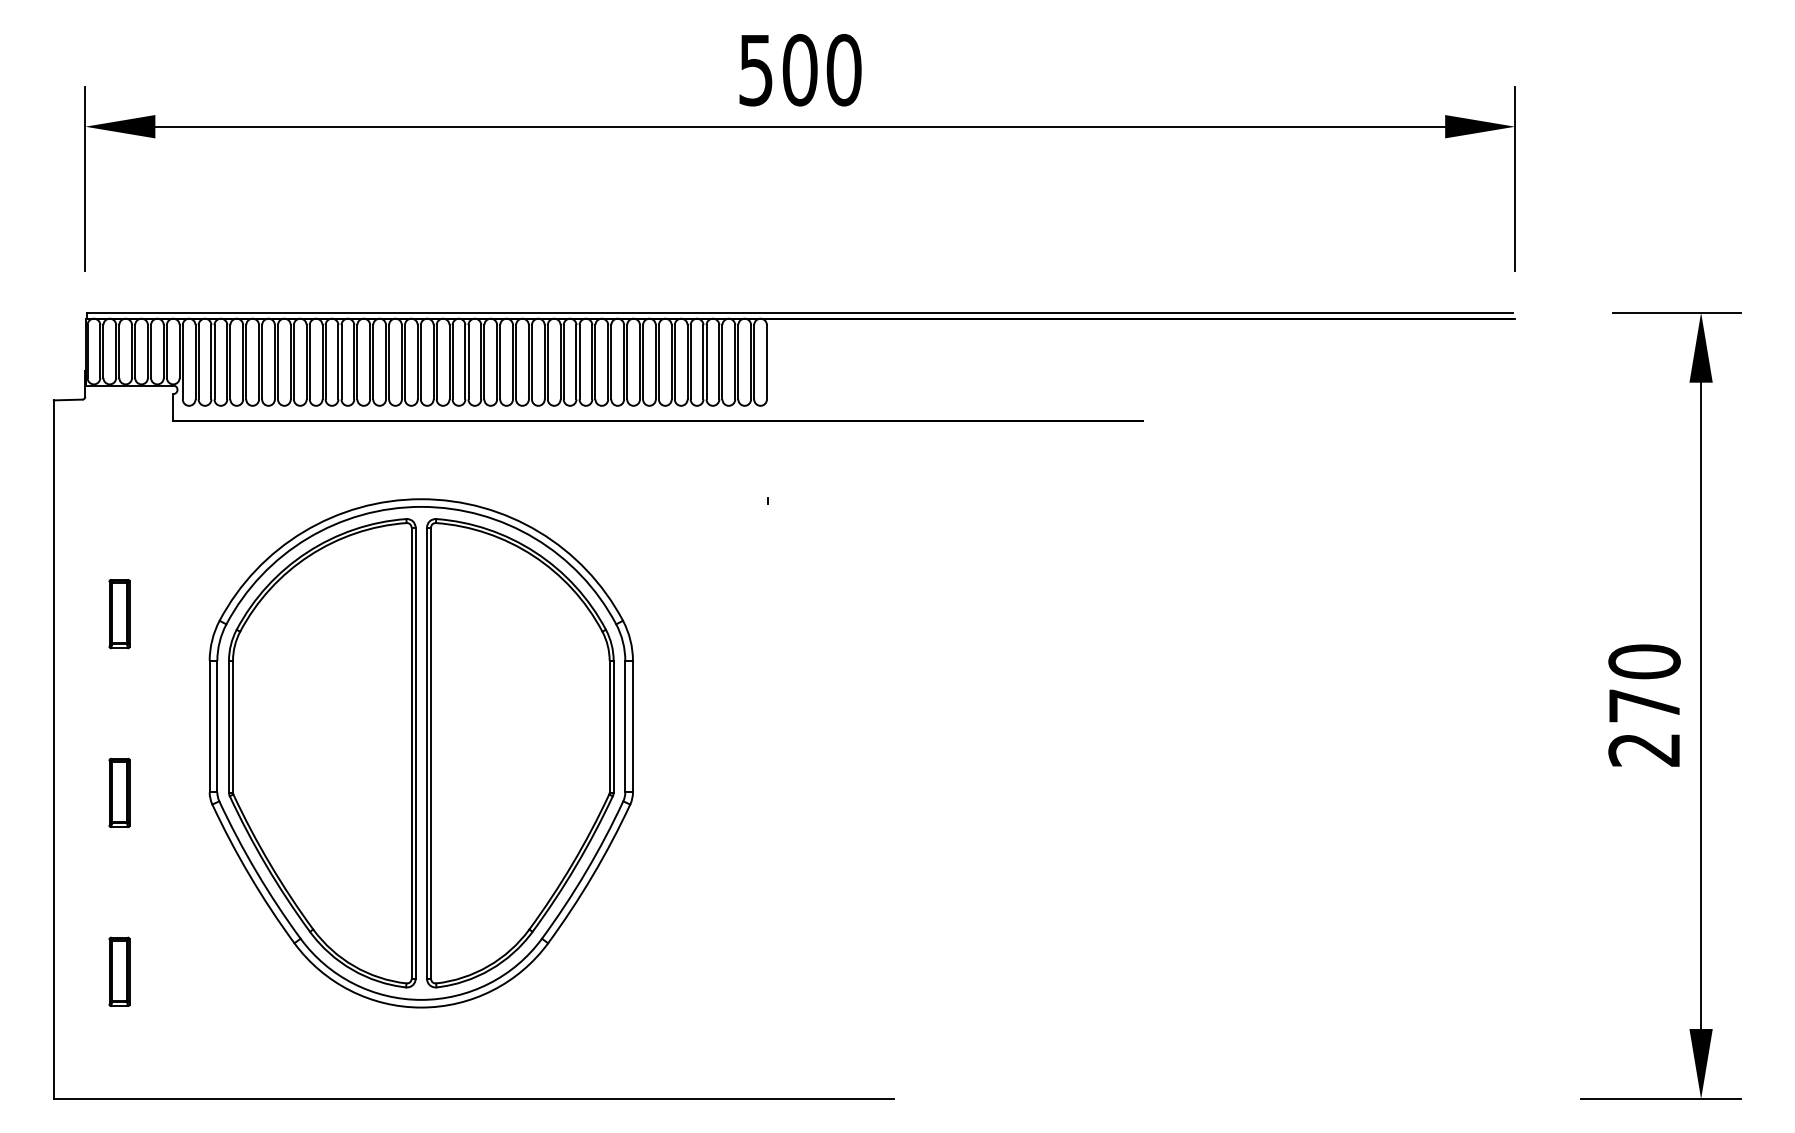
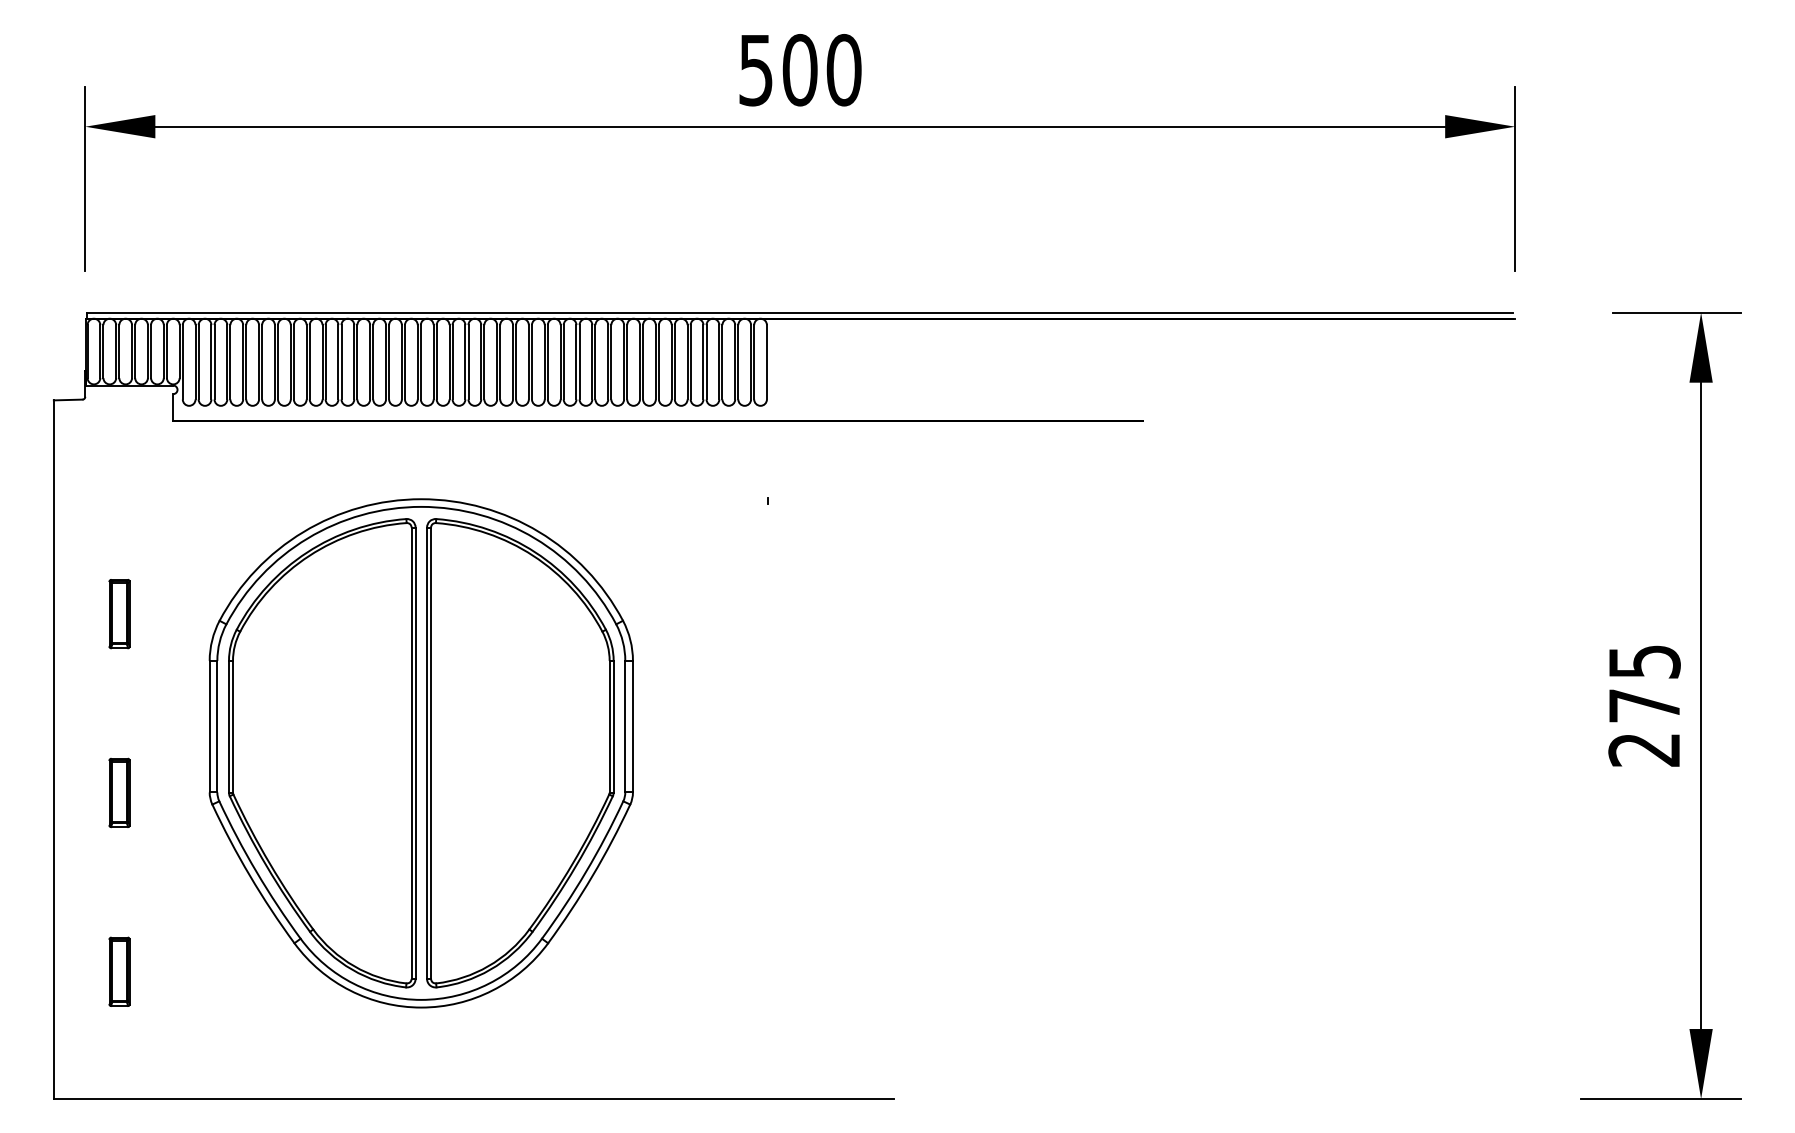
text: 270 -> 275 (1644, 661)
